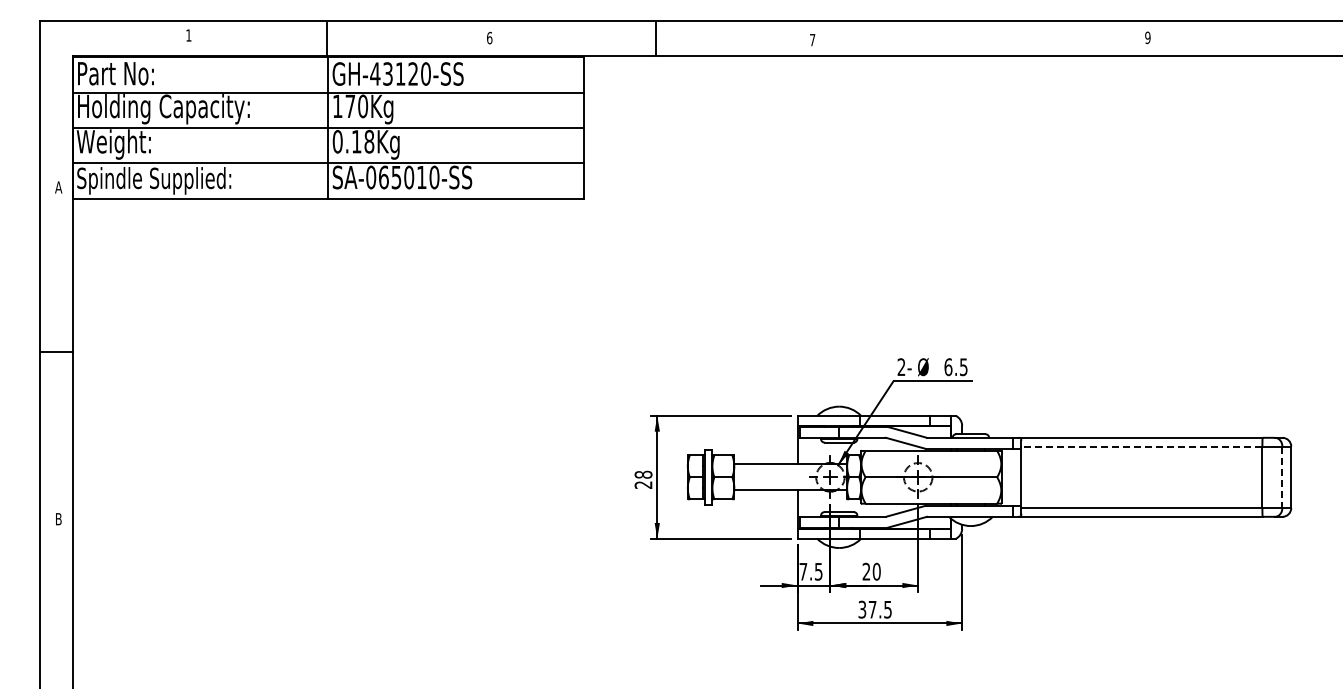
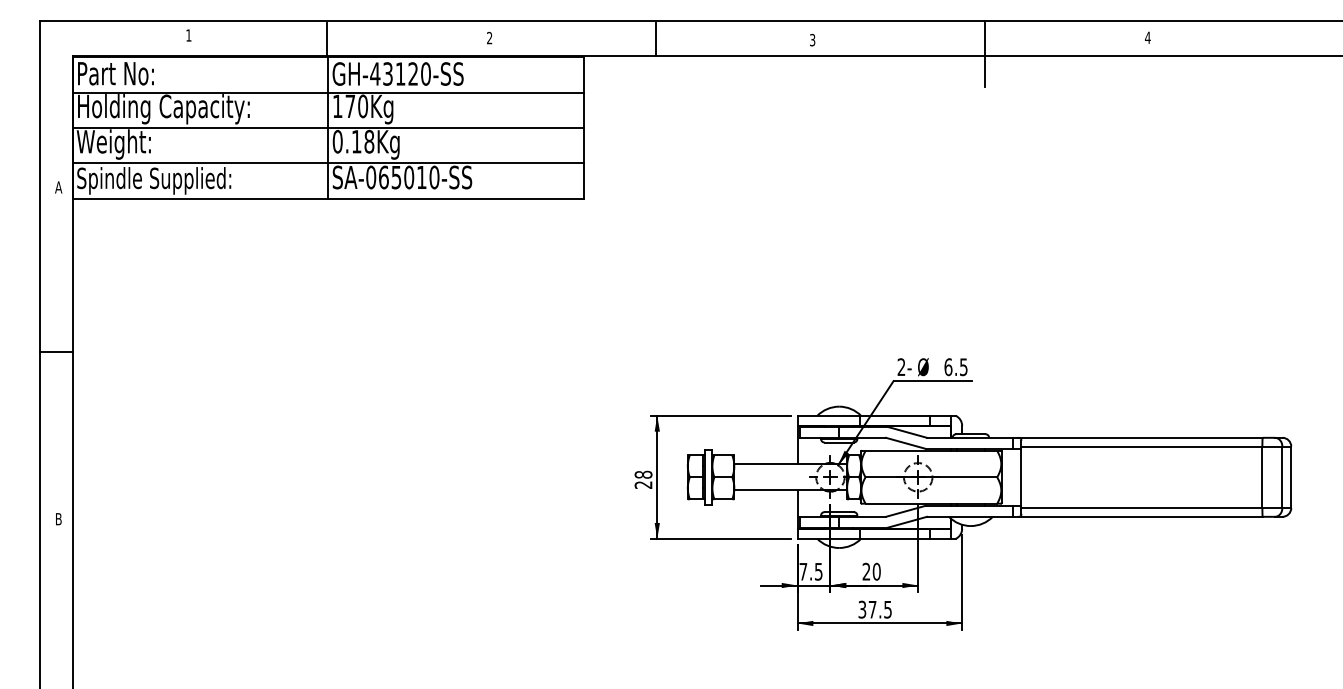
text: 6 -> 2 (489, 37)
text: 9 -> 4 (1147, 37)
text: 7 -> 3 (812, 39)
line: none -> present (984, 53)
line: dashed -> solid (1141, 446)
line: dashed -> solid (1282, 477)
